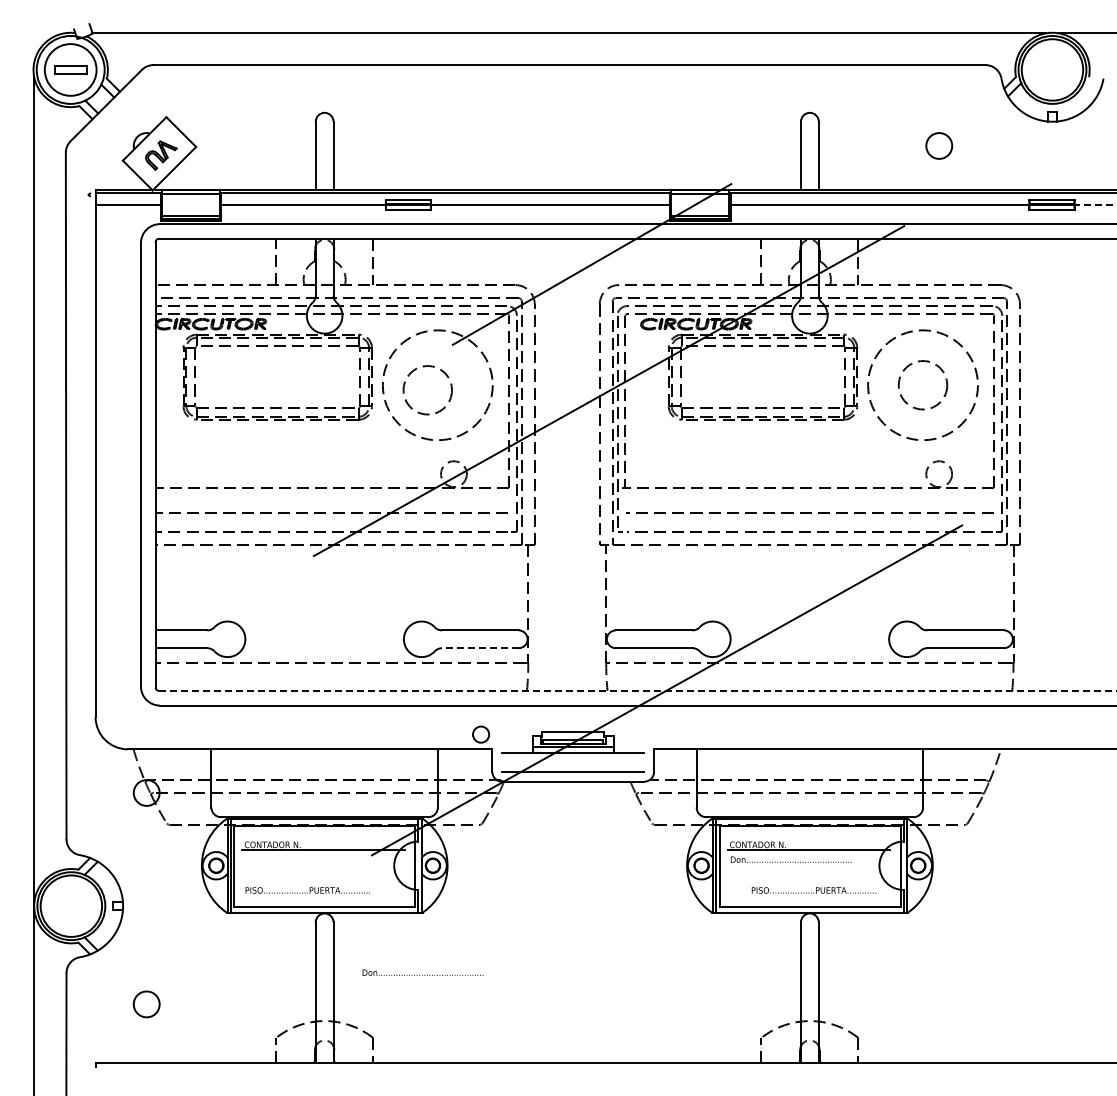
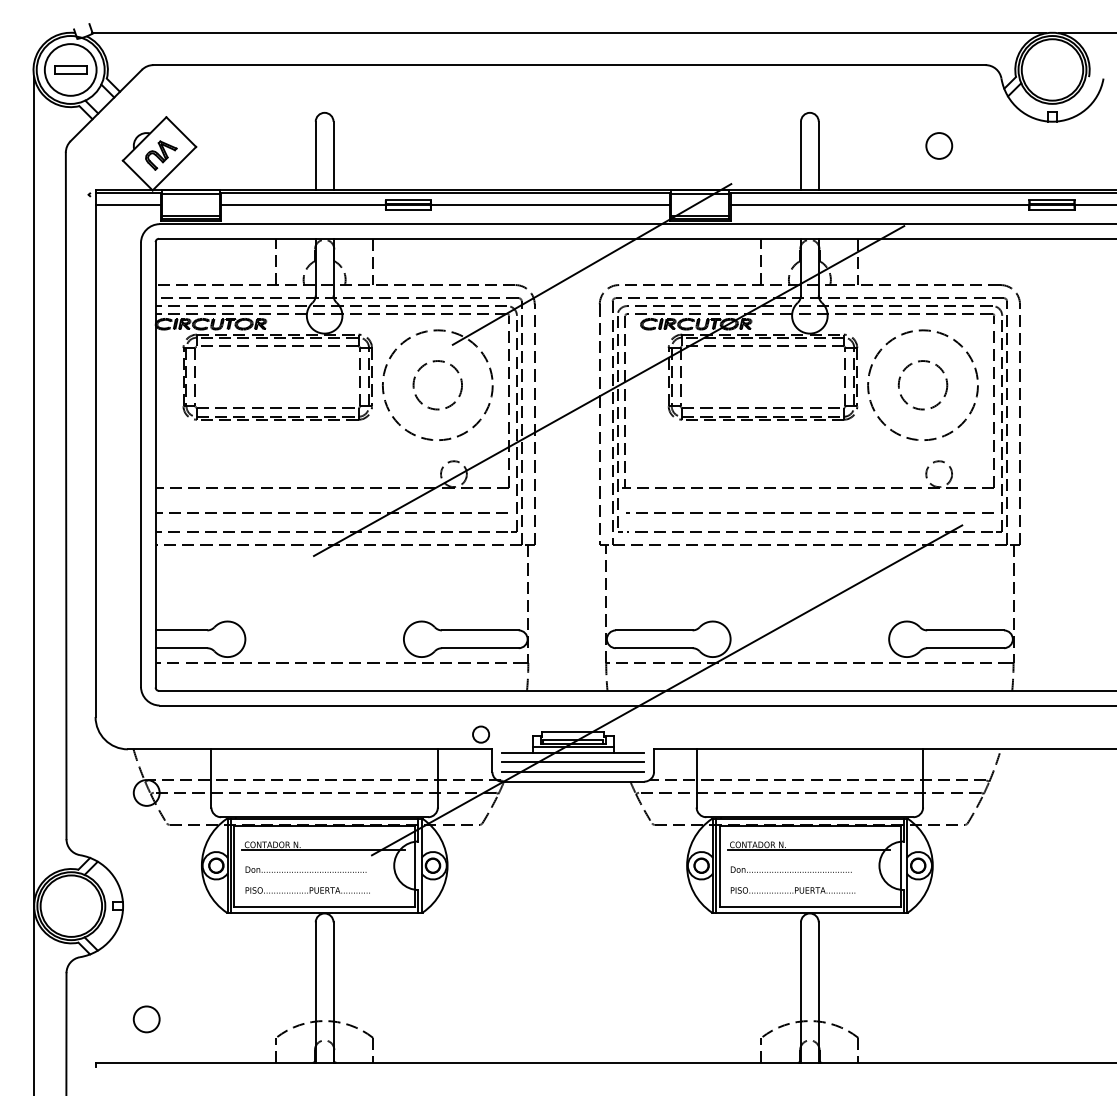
line: dashed -> solid (1095, 204)
circle position: (427, 390) -> (437, 385) (437, 385)
line: dashed -> solid (479, 648)
line: dashed -> solid (637, 690)
line: none -> present (573, 762)
text position: (790, 859) -> (790, 869) (790, 869)
text position: (813, 890) -> (792, 890) (792, 890)
text position: (422, 972) -> (305, 869) (305, 869)
circle position: (146, 1004) -> (146, 1019) (146, 1019)
